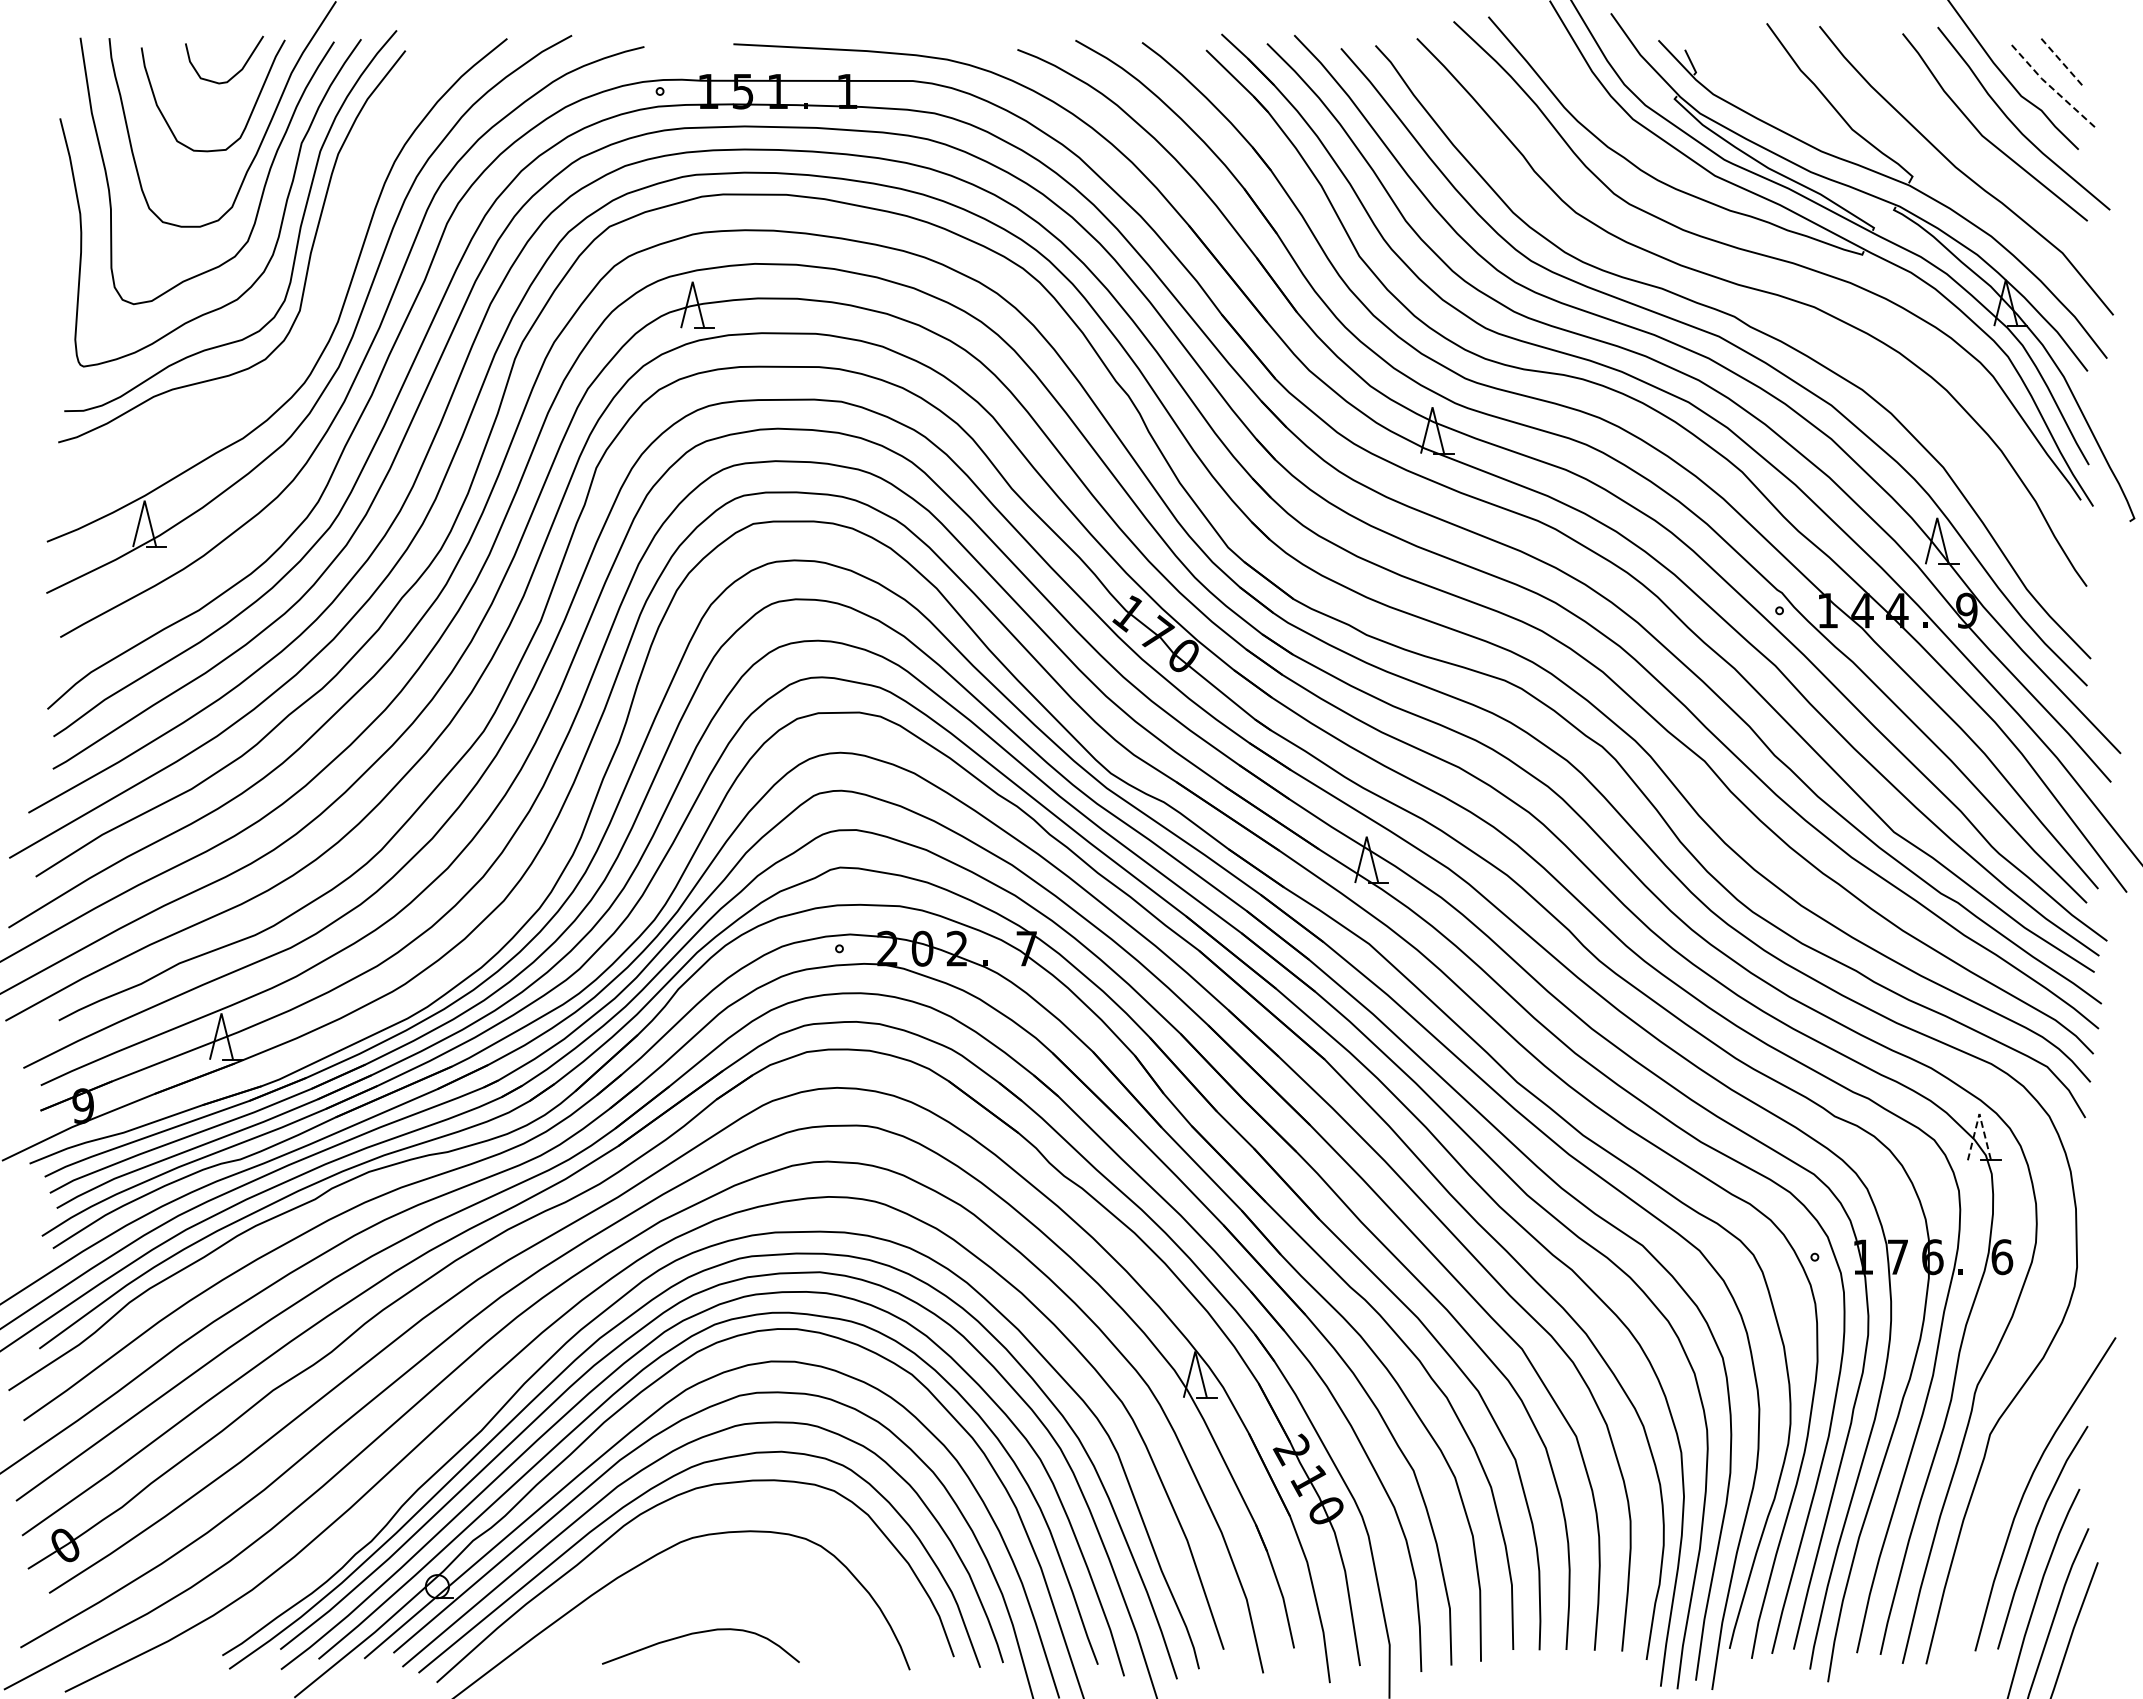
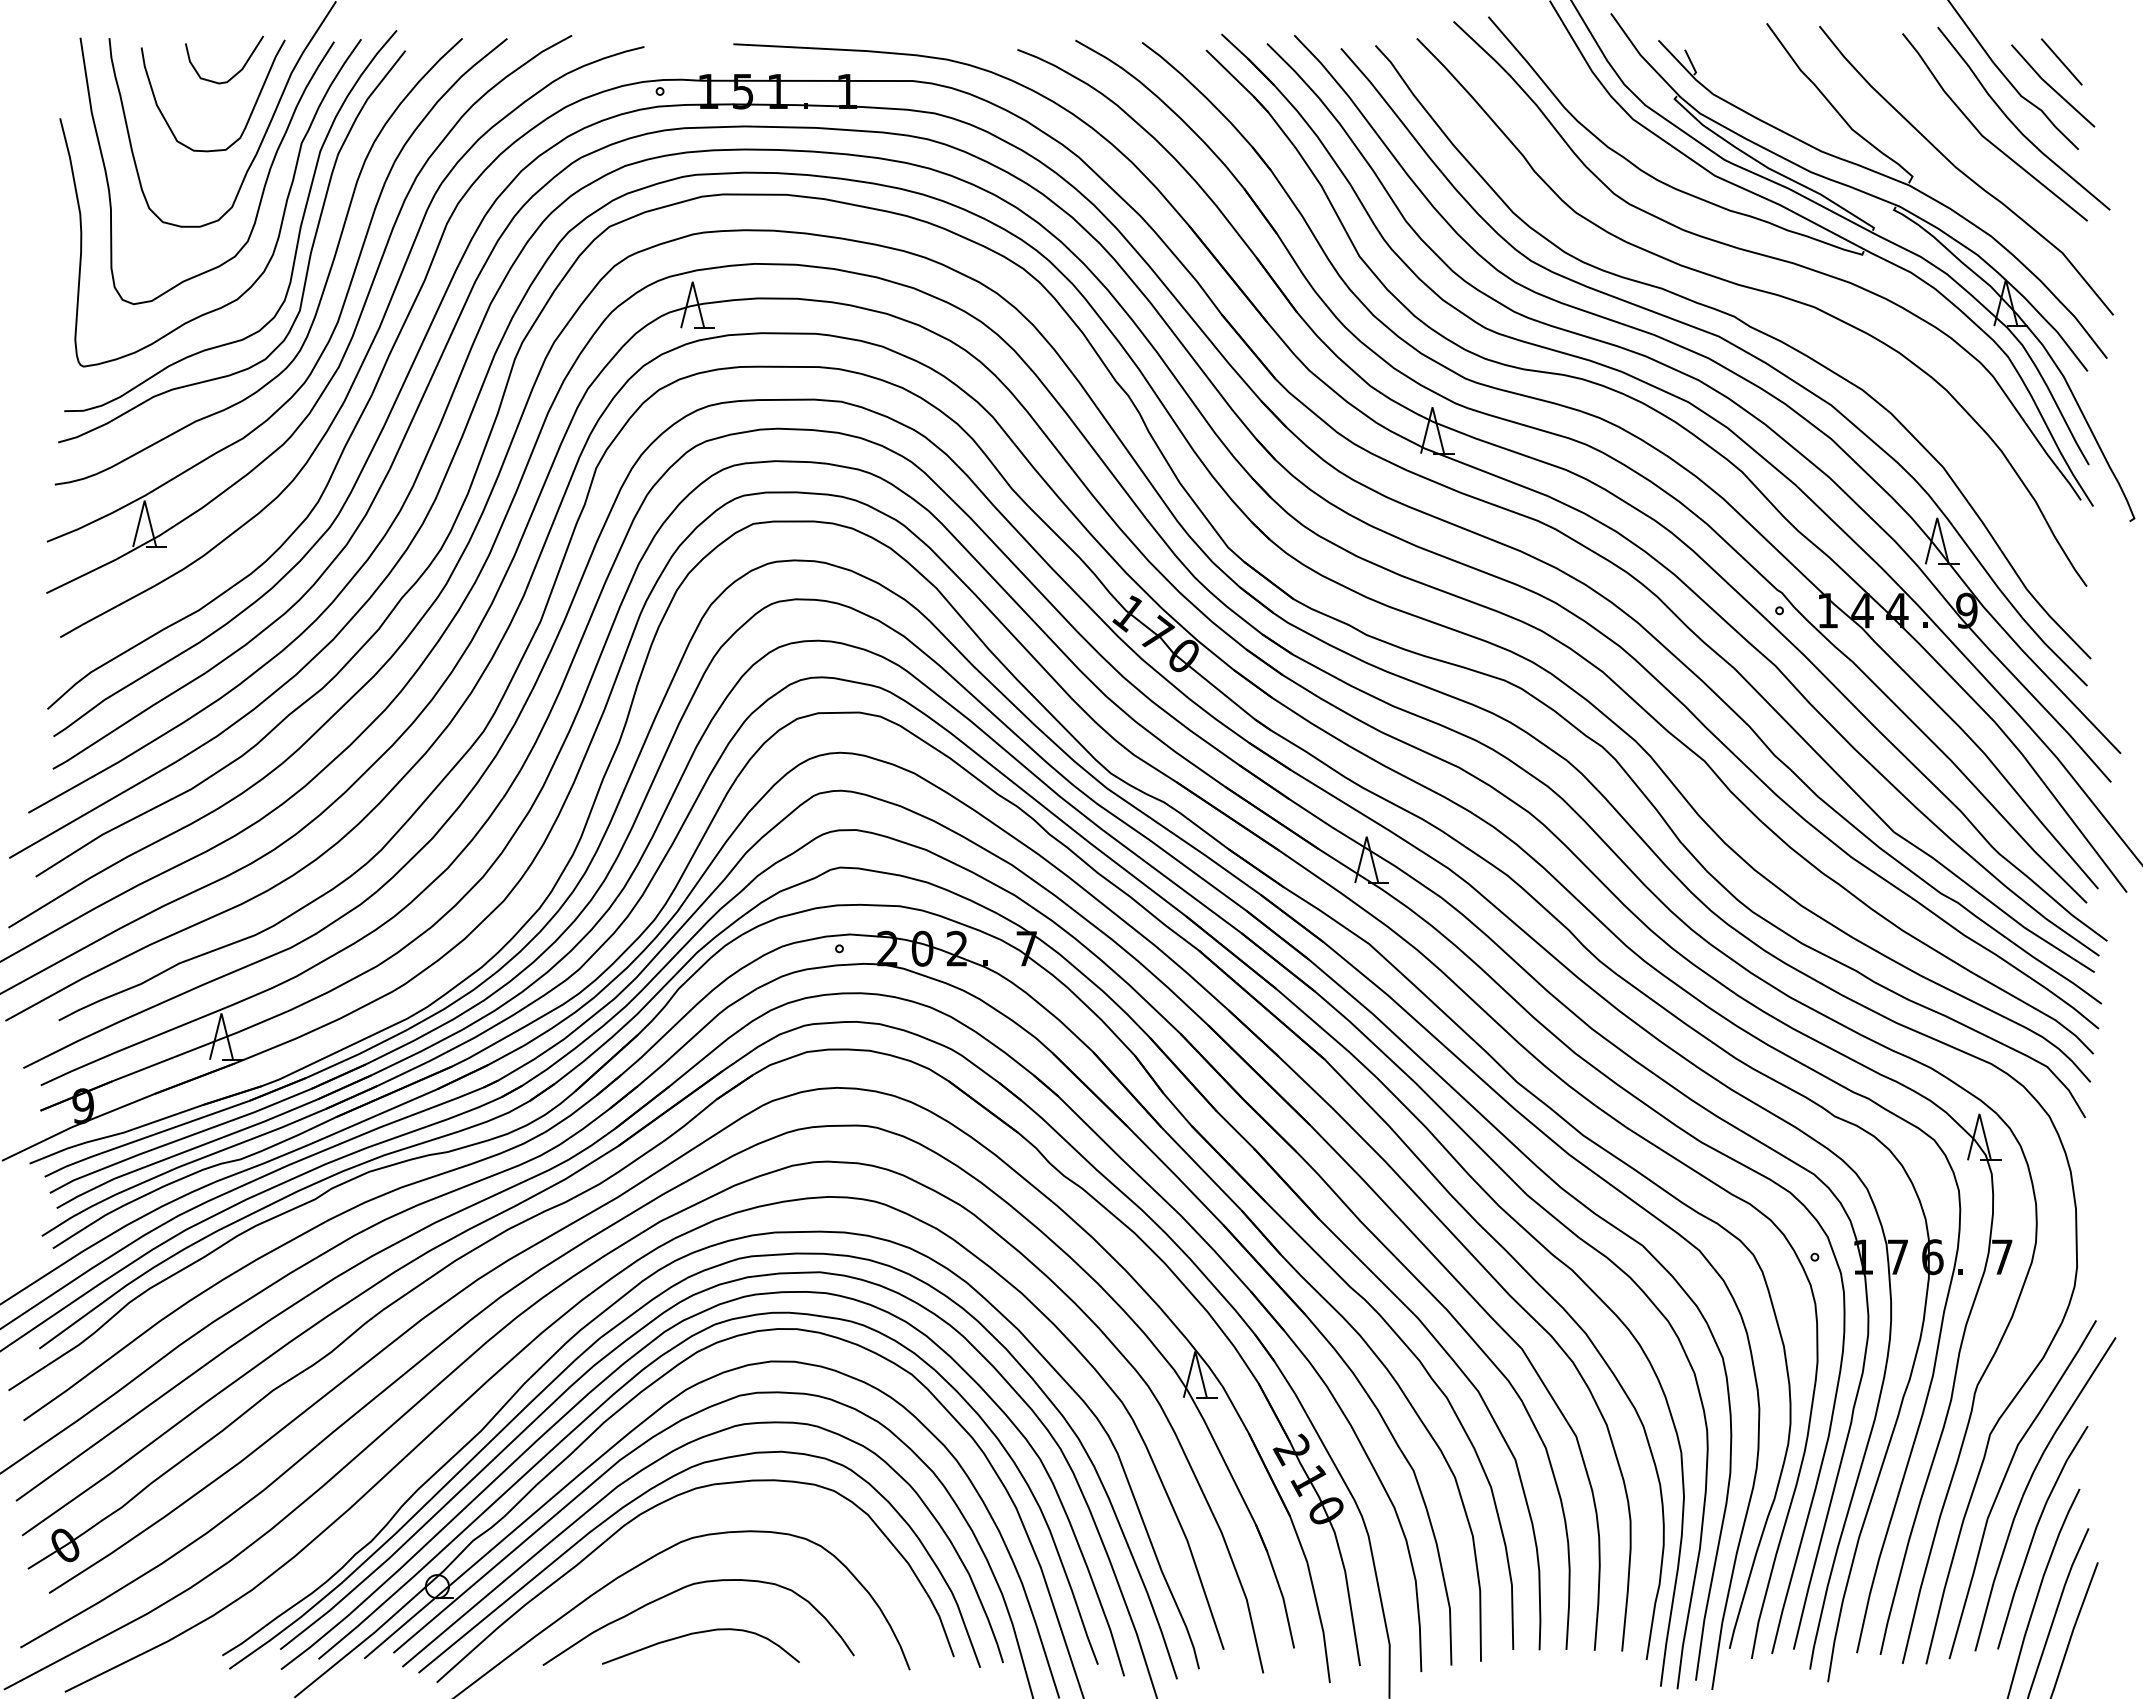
line: dashed -> solid (2061, 61)
line: dashed -> solid (2050, 86)
curve: none -> present (324, 284)
line: dashed -> solid (1979, 1113)
text: 6 -> 7 (2002, 1257)
curve: none -> present (2003, 1483)
curve: none -> present (682, 1589)
